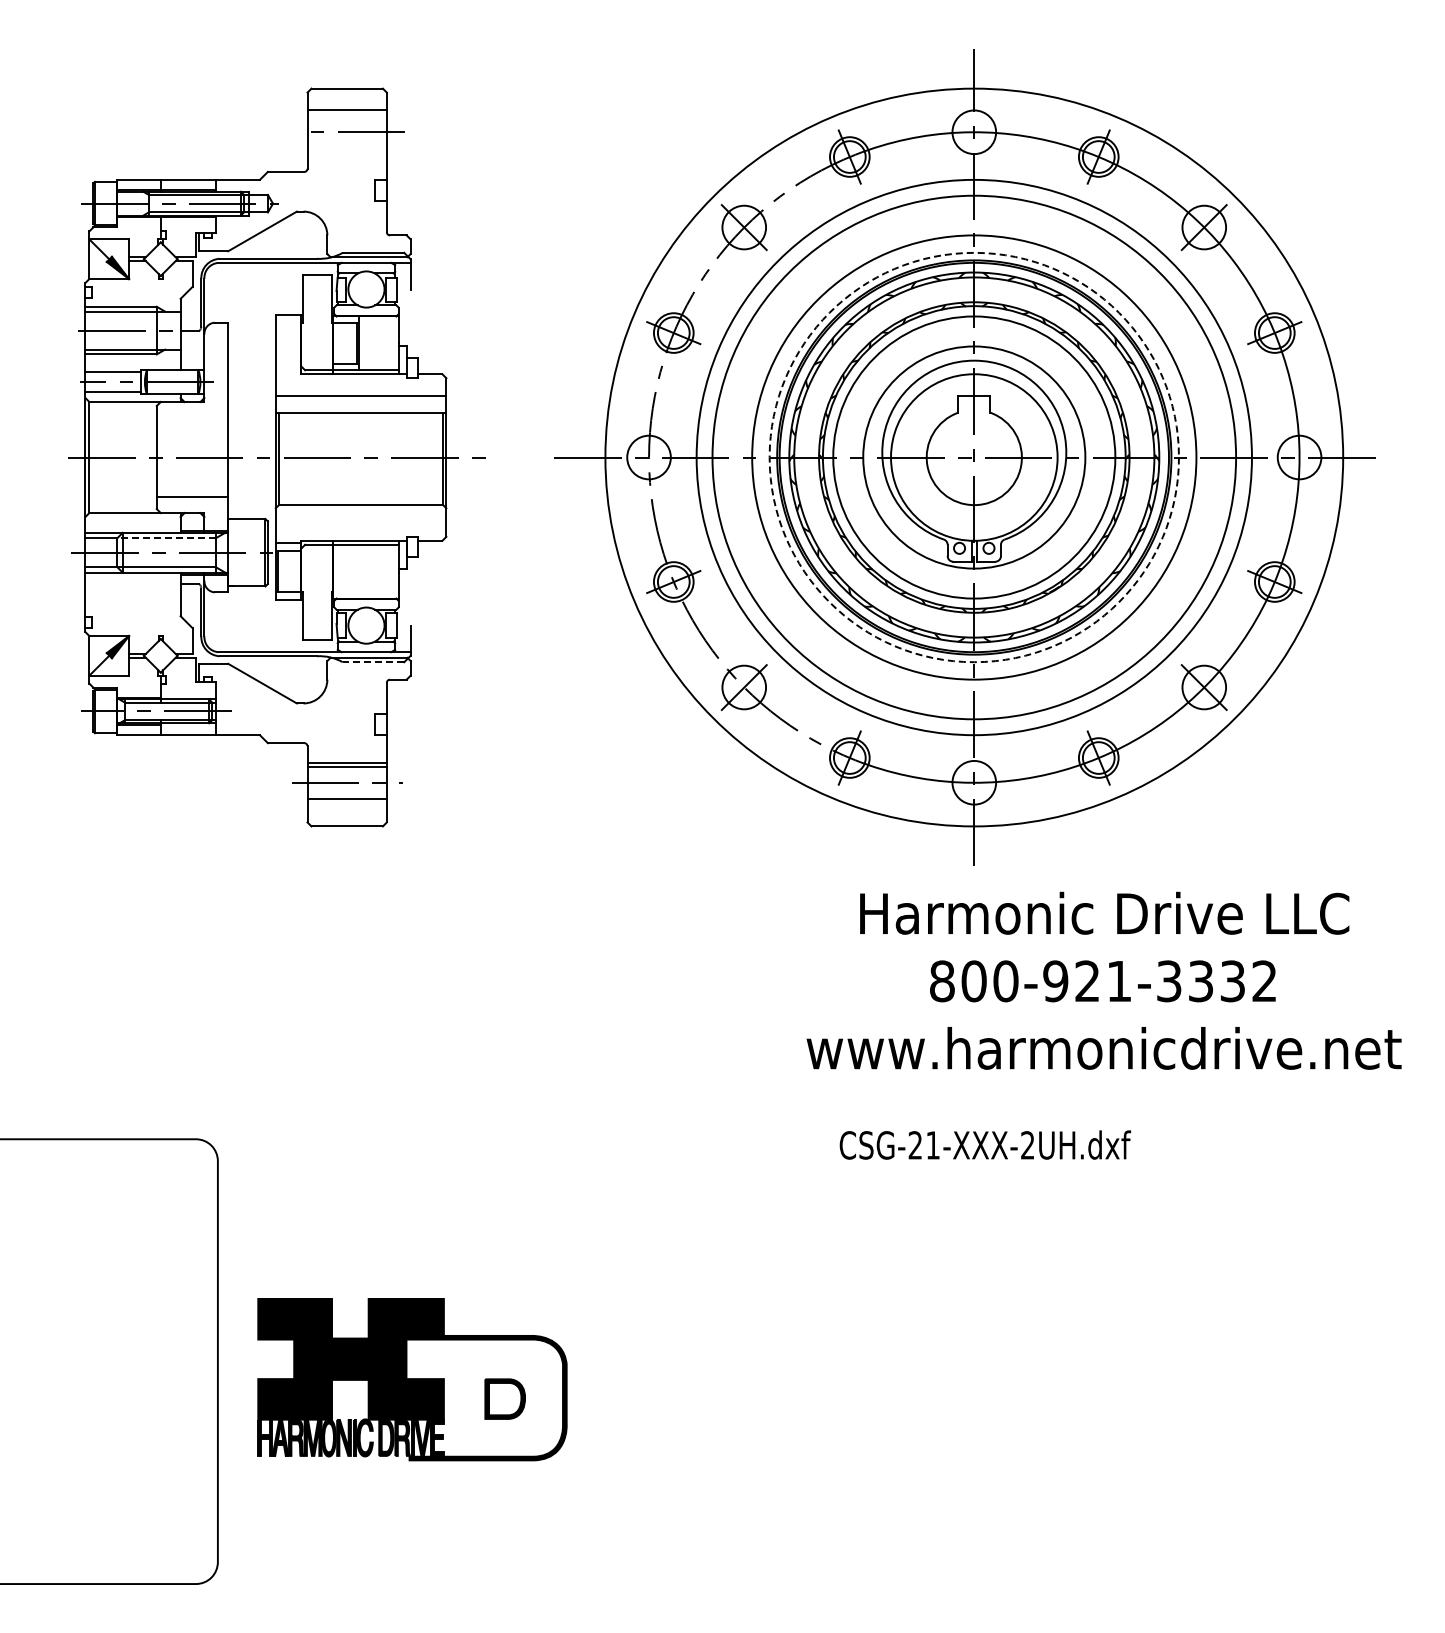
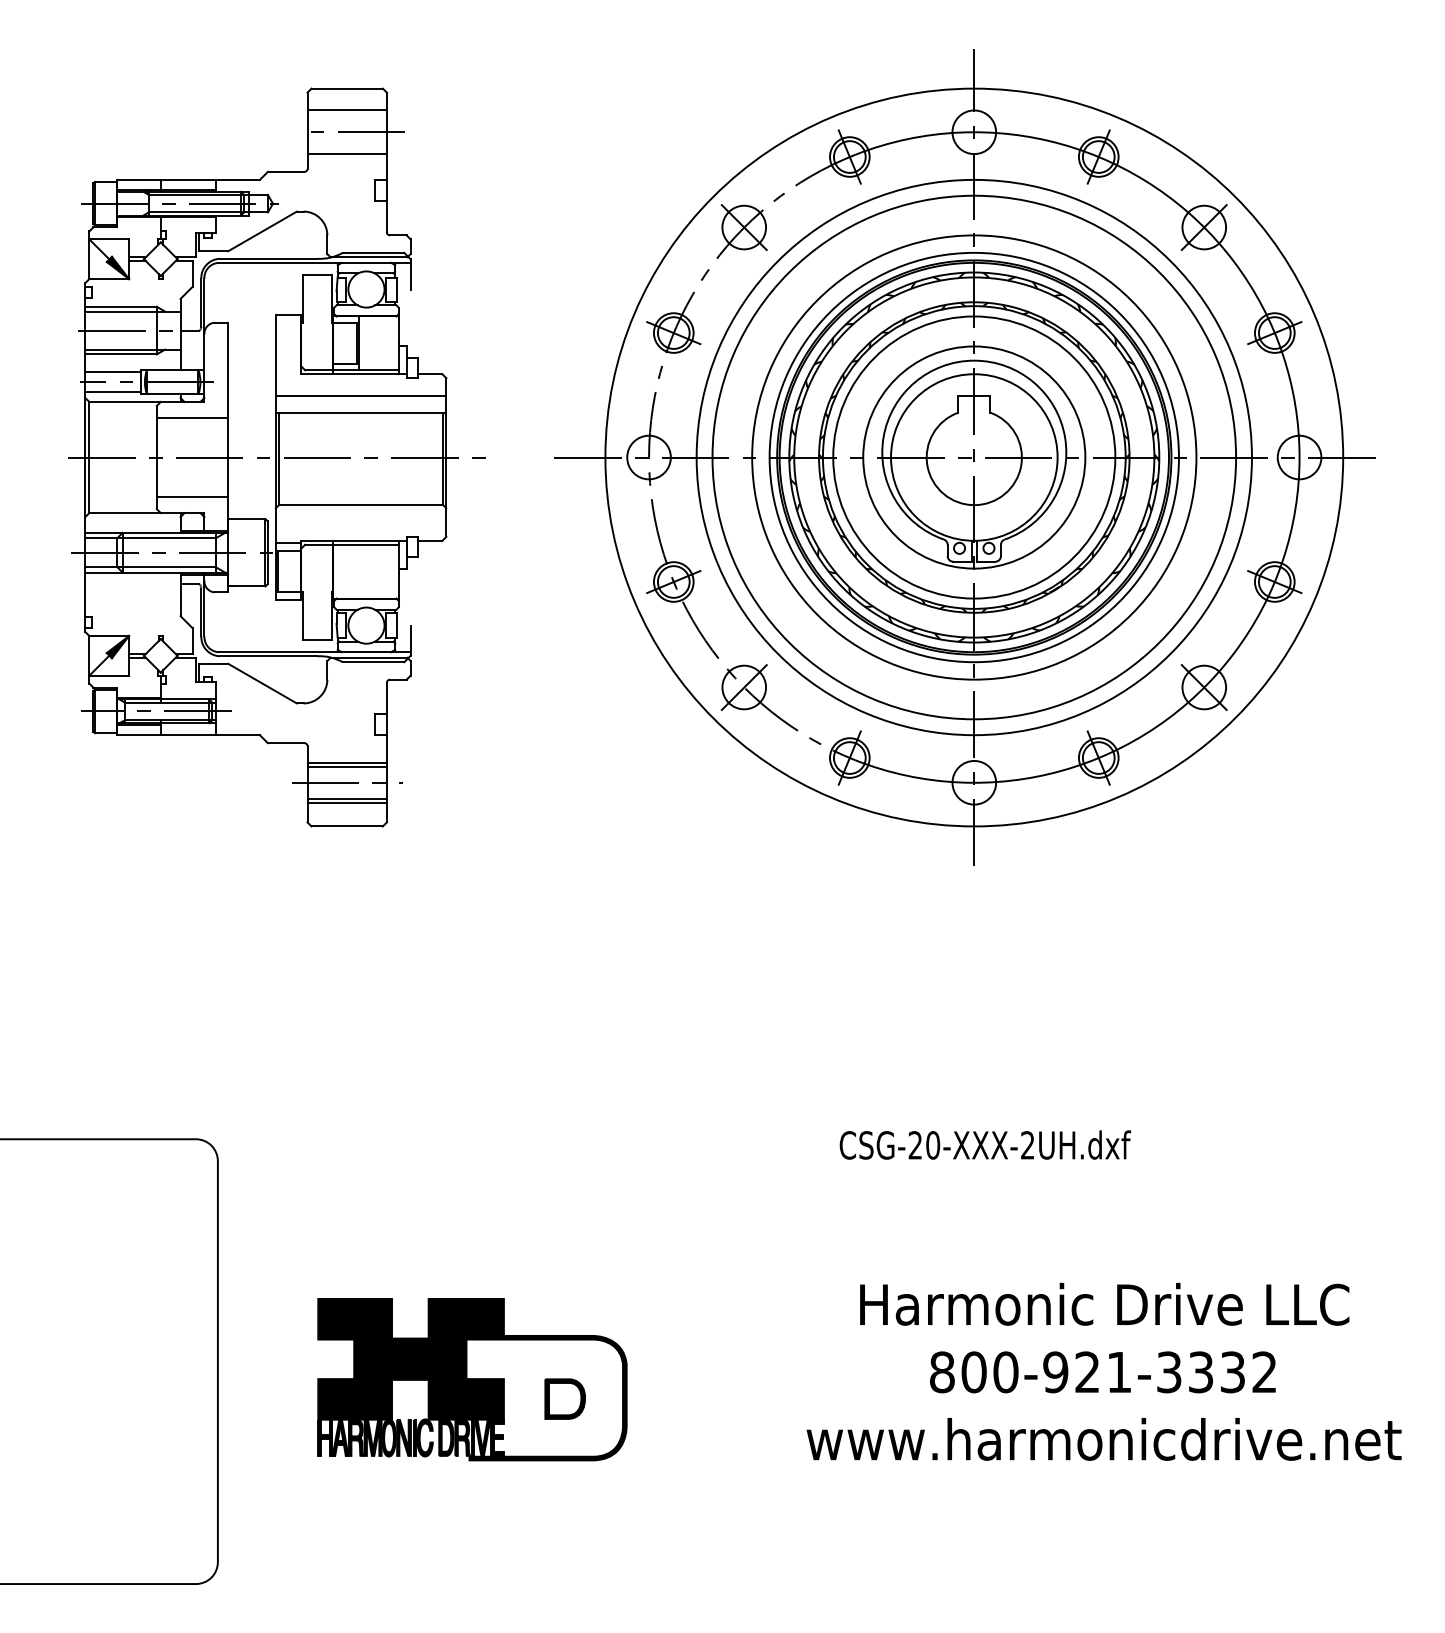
line: none -> present (346, 154)
line: none -> present (192, 417)
circle: dashed -> solid (973, 457)
line: dashed -> solid (165, 538)
line: dashed -> solid (373, 662)
line: none -> present (346, 802)
text position: (1103, 980) -> (1103, 1371) (1103, 1371)
text: CSG-21-XXX-2UH.dxf -> CSG-20-XXX-2UH.dxf (933, 1145)
part position: (412, 1379) -> (472, 1379) (472, 1379)
